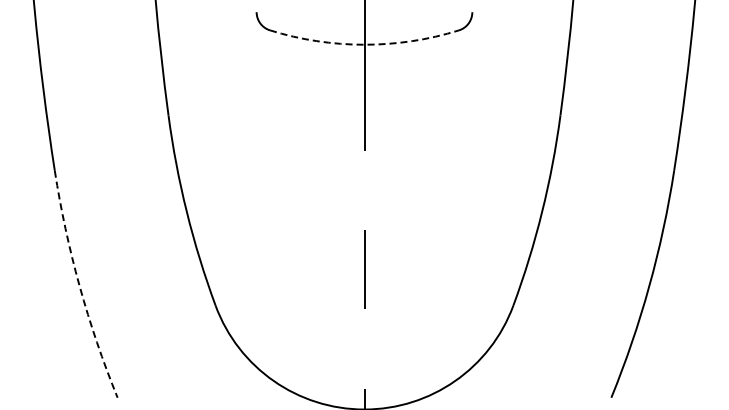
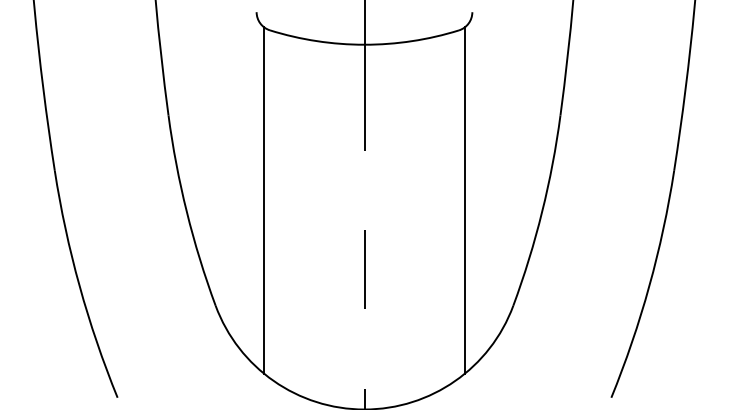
arc: dashed -> solid (364, 44)
line: none -> present (264, 200)
line: none -> present (464, 200)
arc: dashed -> solid (79, 286)
